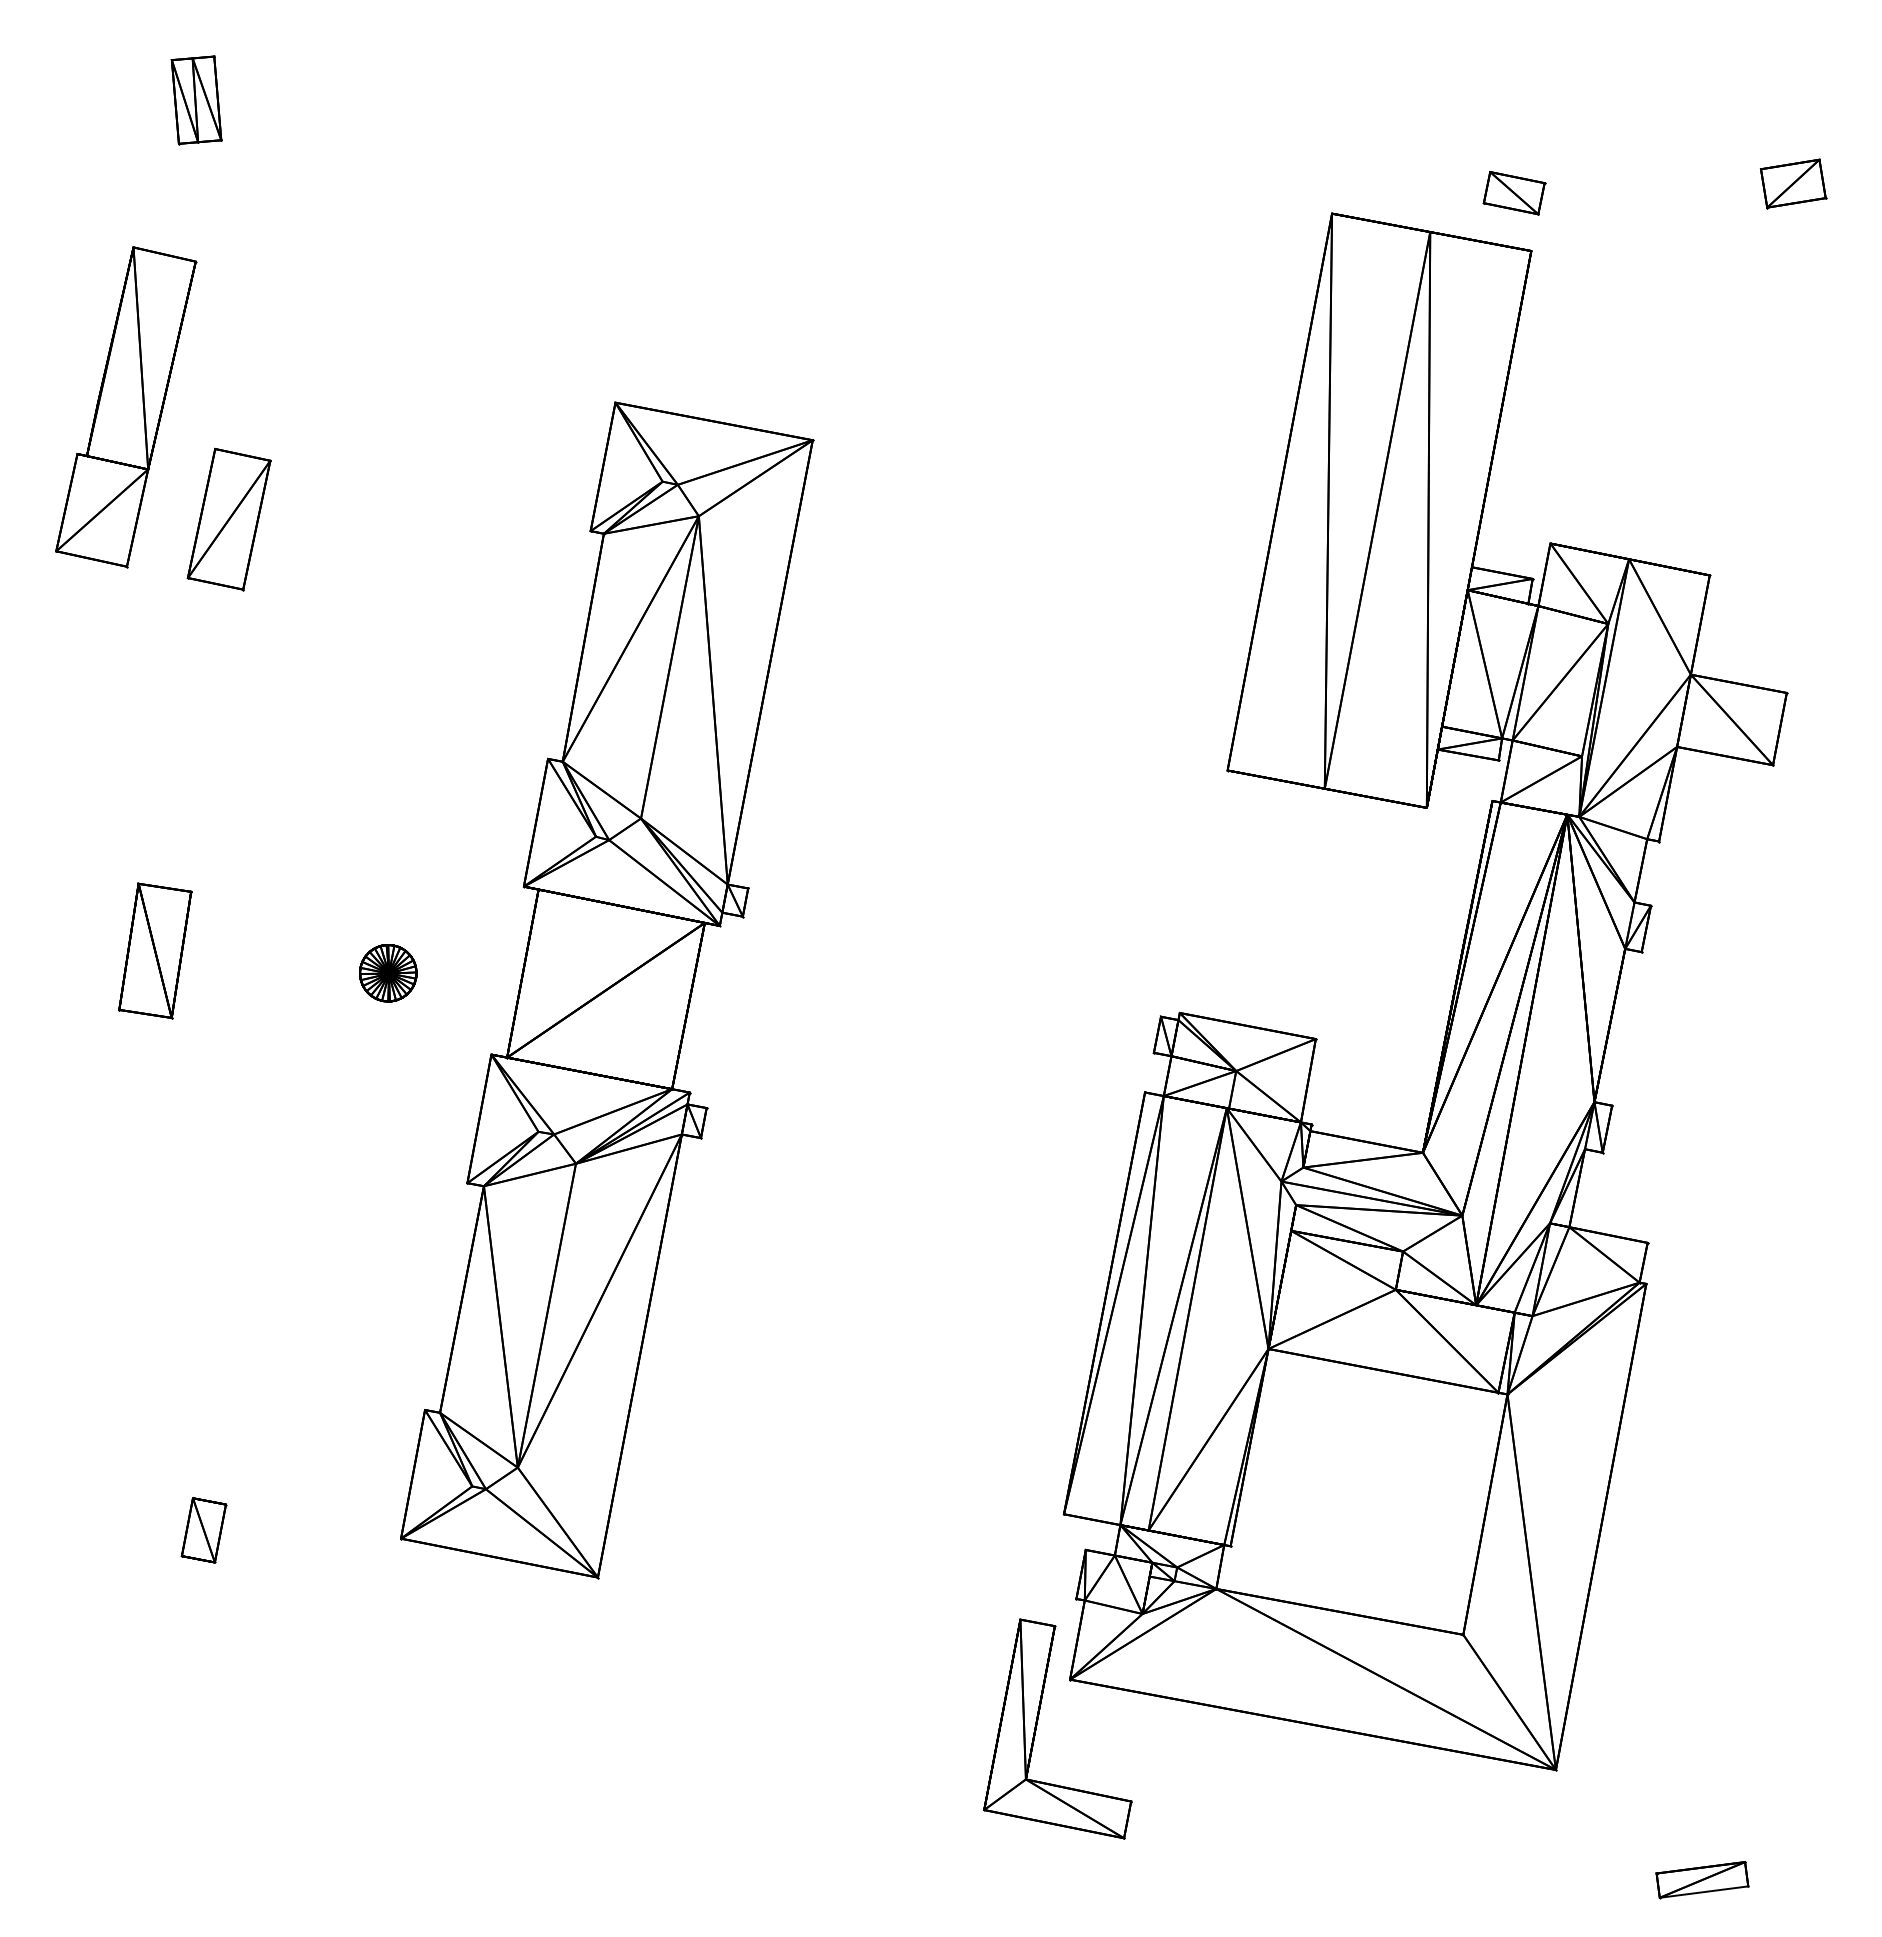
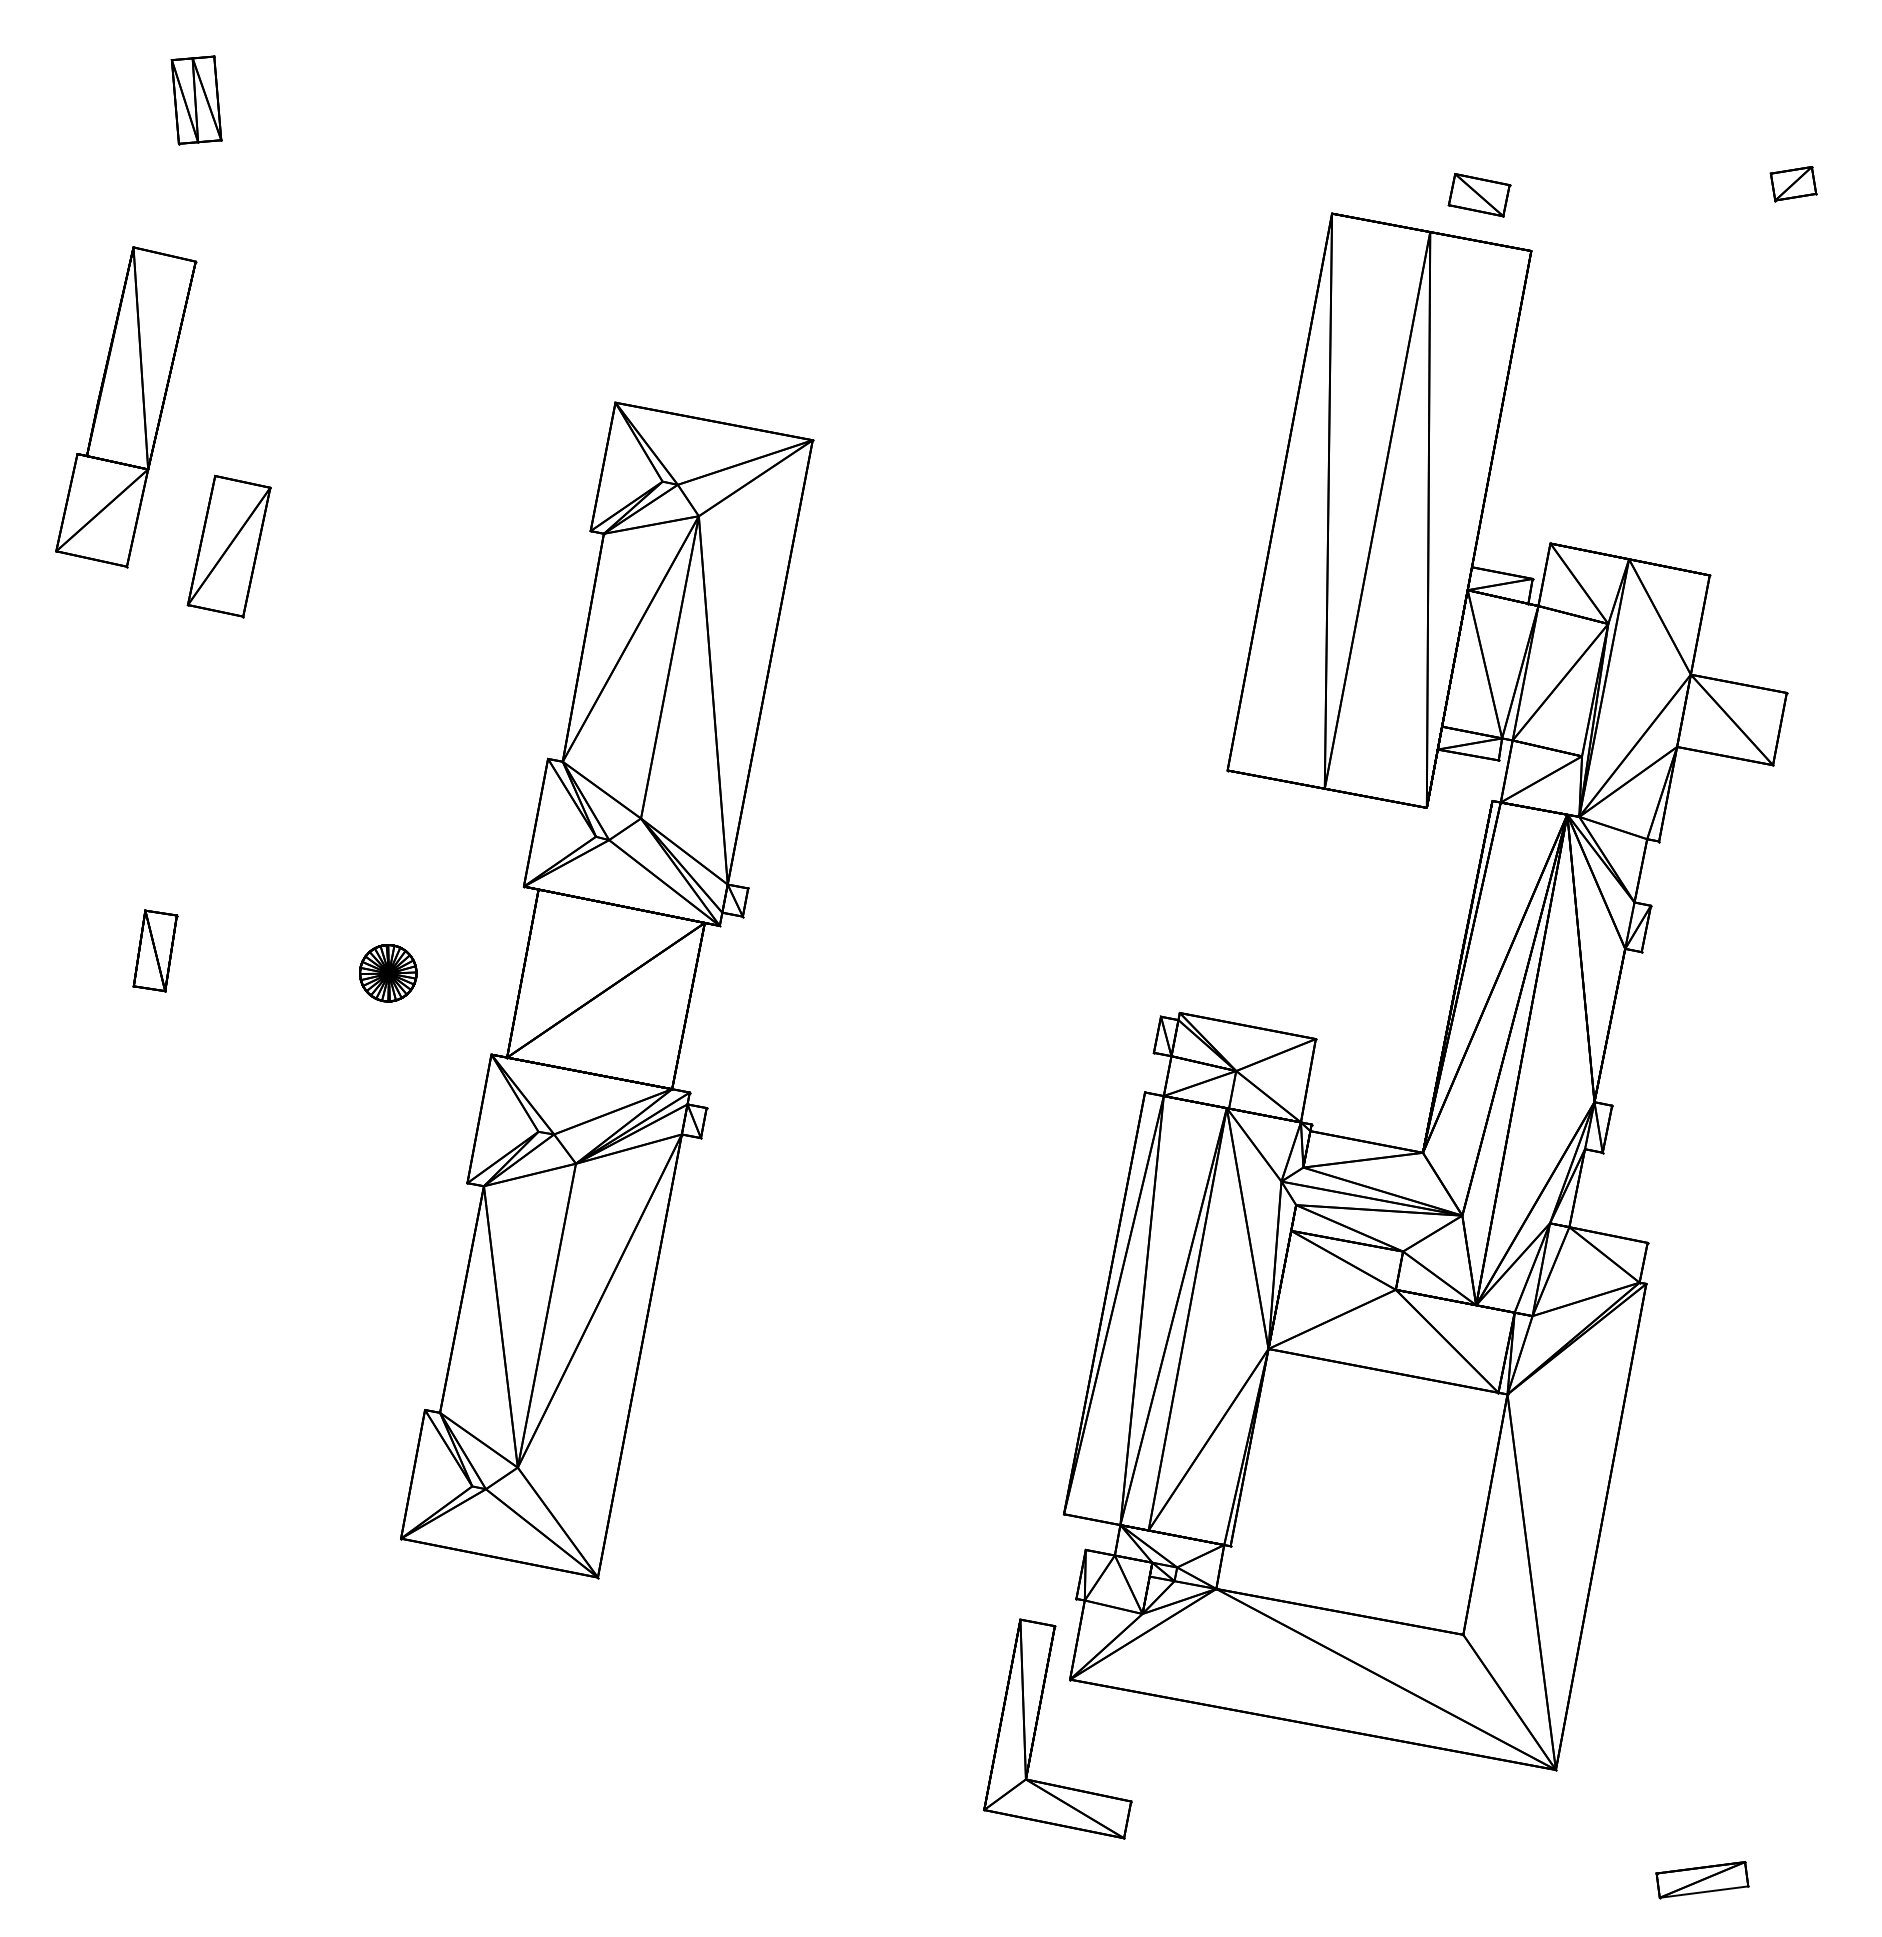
part size: 68x52 px -> 49x37 px (1793, 184)
part position: (1514, 193) -> (1479, 195) (1479, 195)
part position: (228, 519) -> (228, 546) (228, 546)
part size: 75x138 px -> 47x84 px (155, 950)
part: present -> none (203, 1530)
